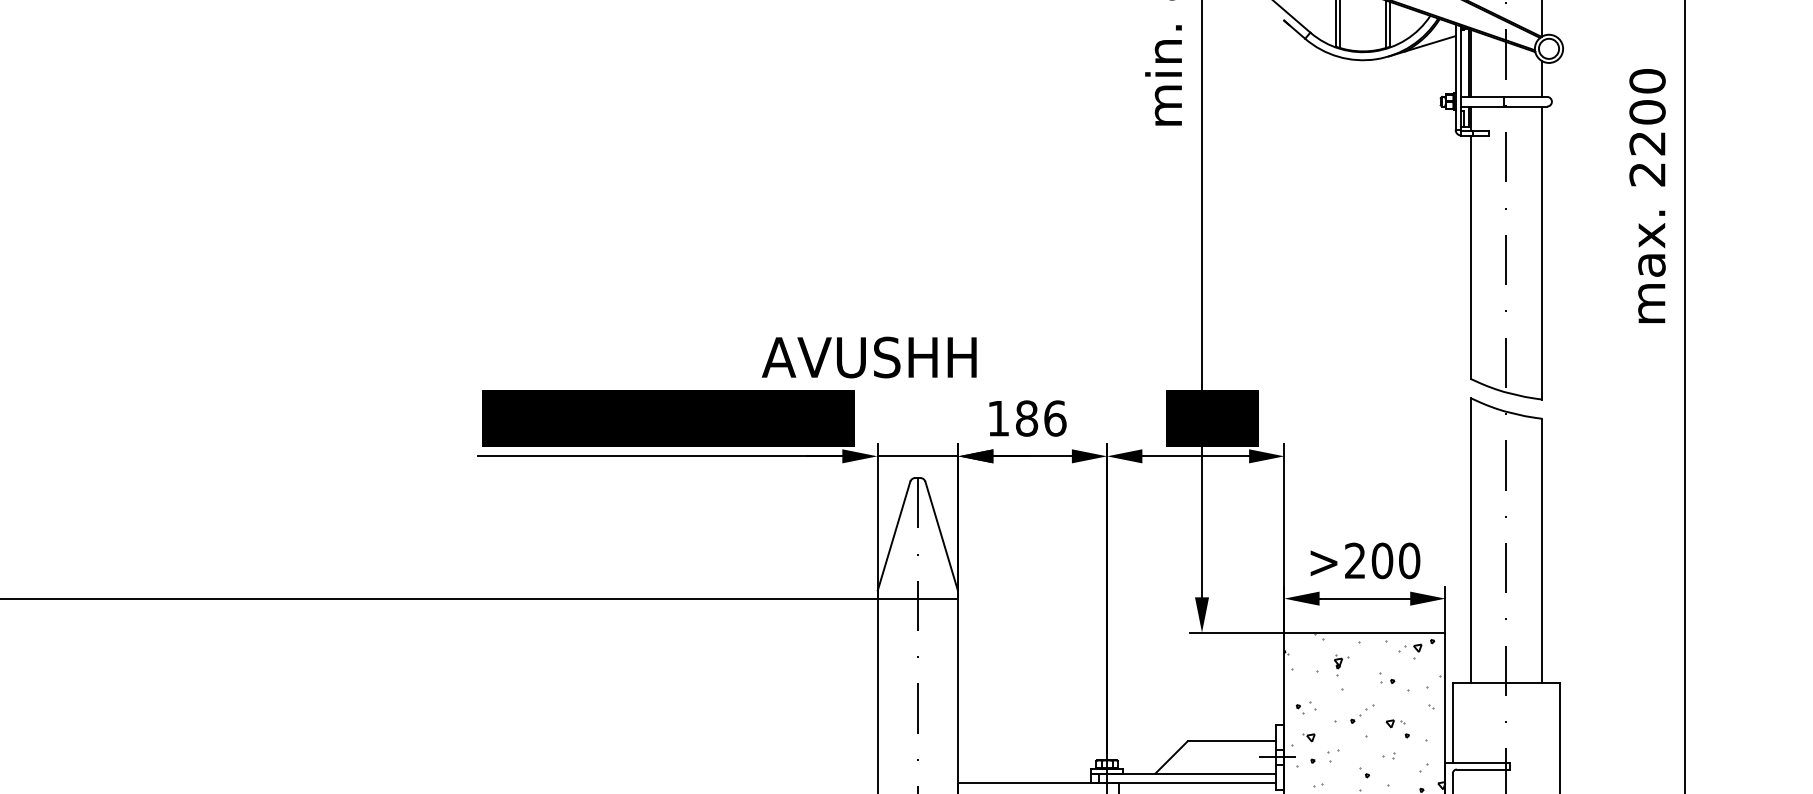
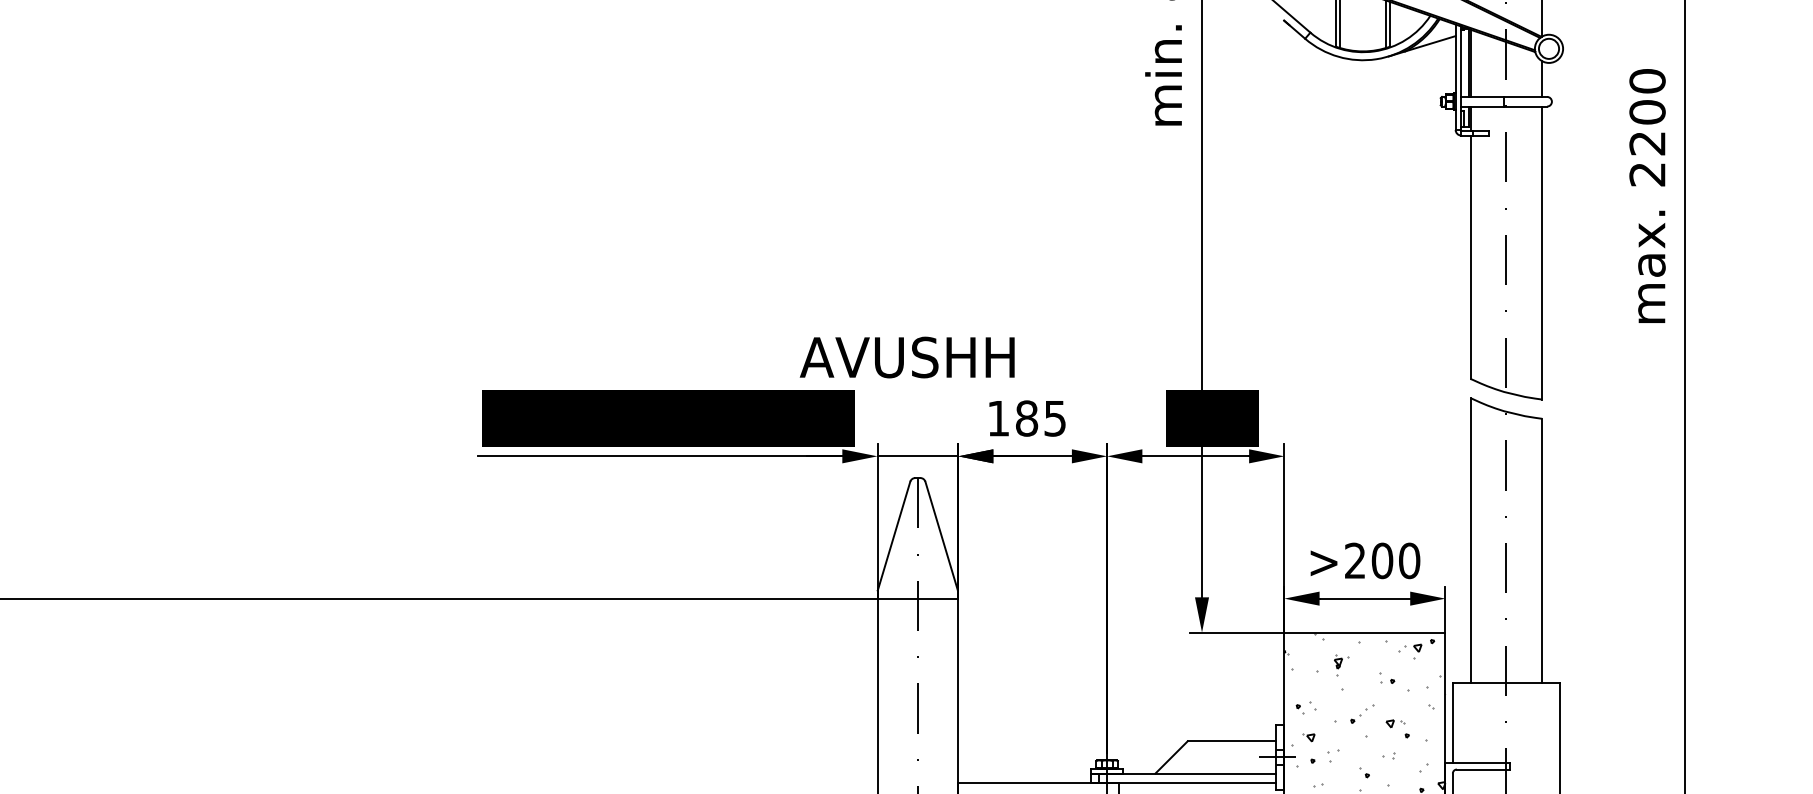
text position: (868, 357) -> (906, 357) (906, 357)
text: 186 -> 185 (1055, 418)
